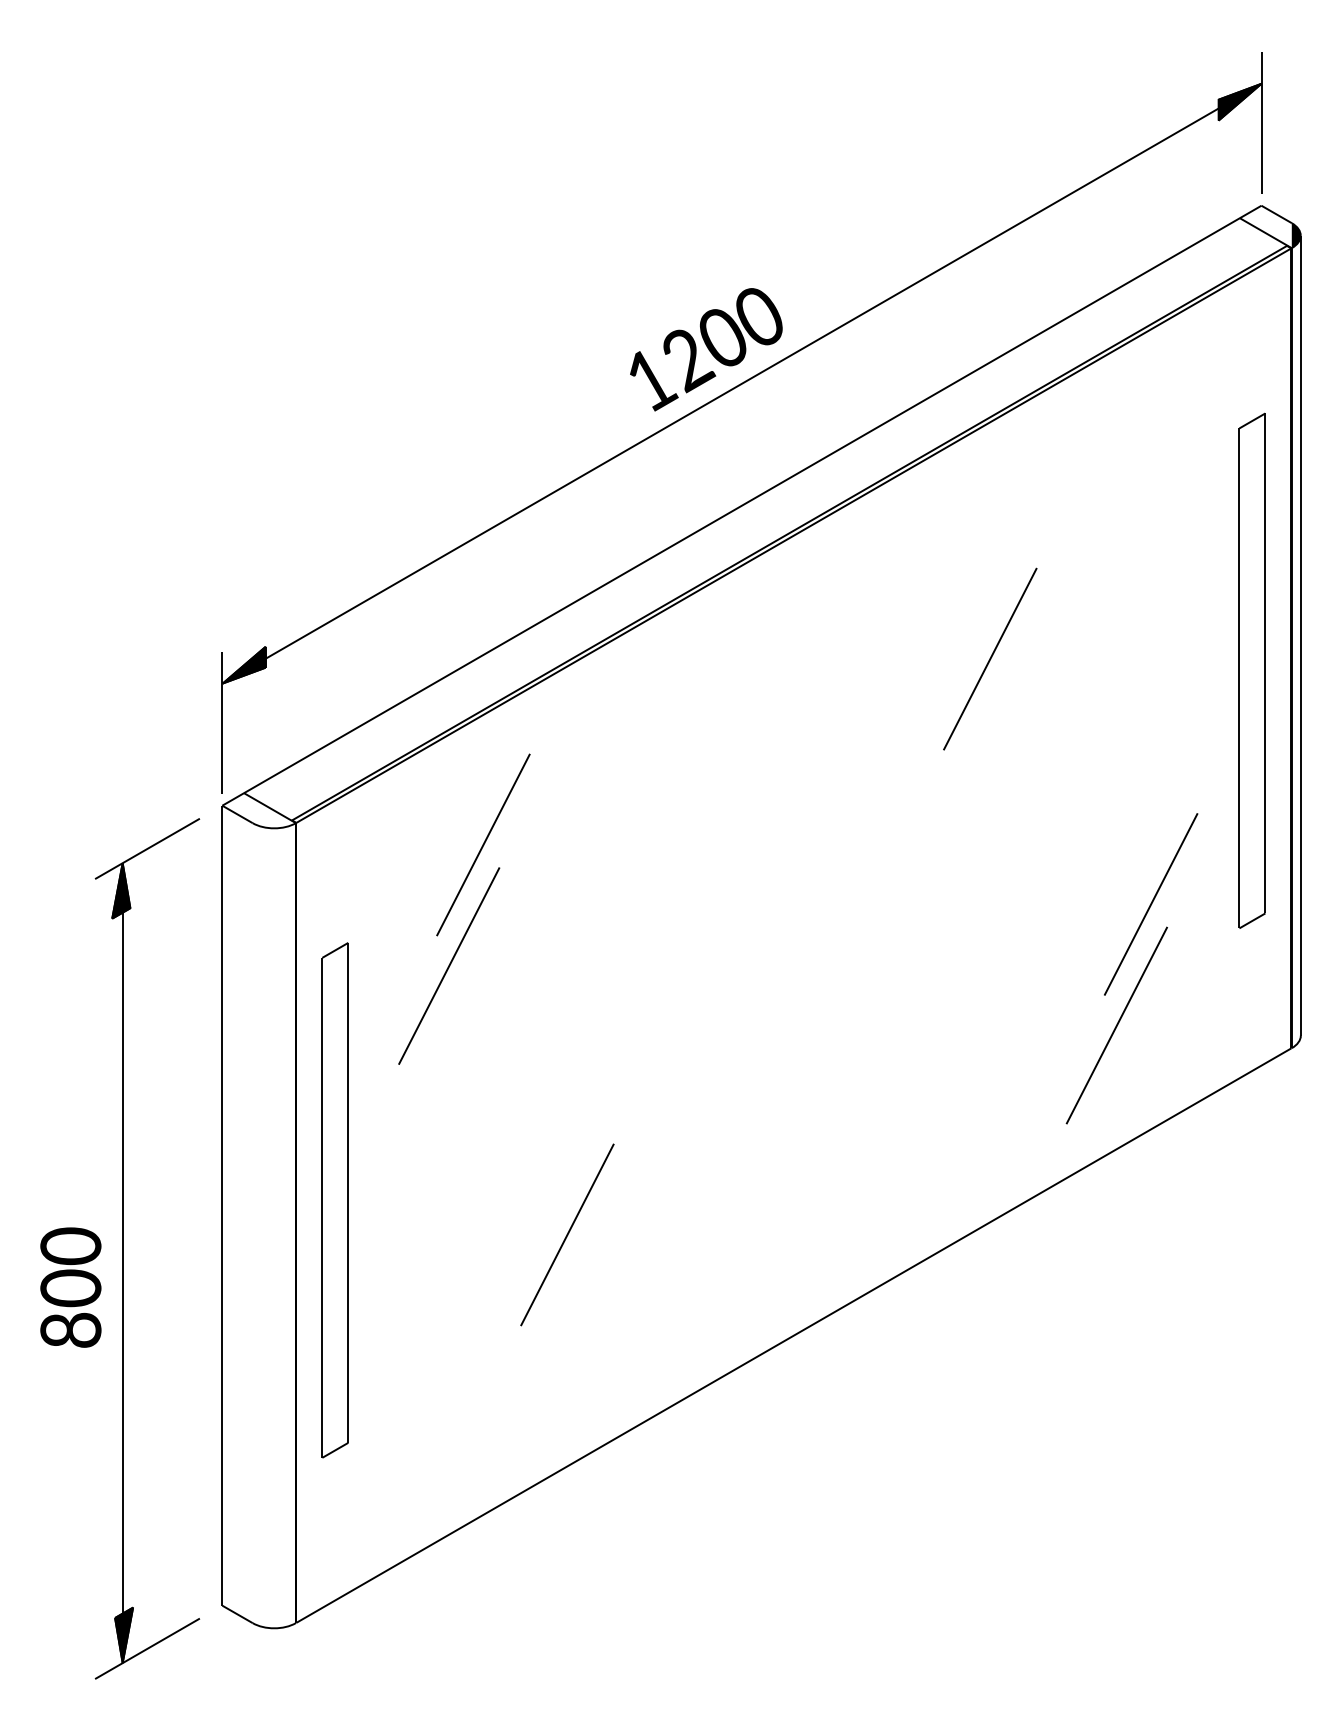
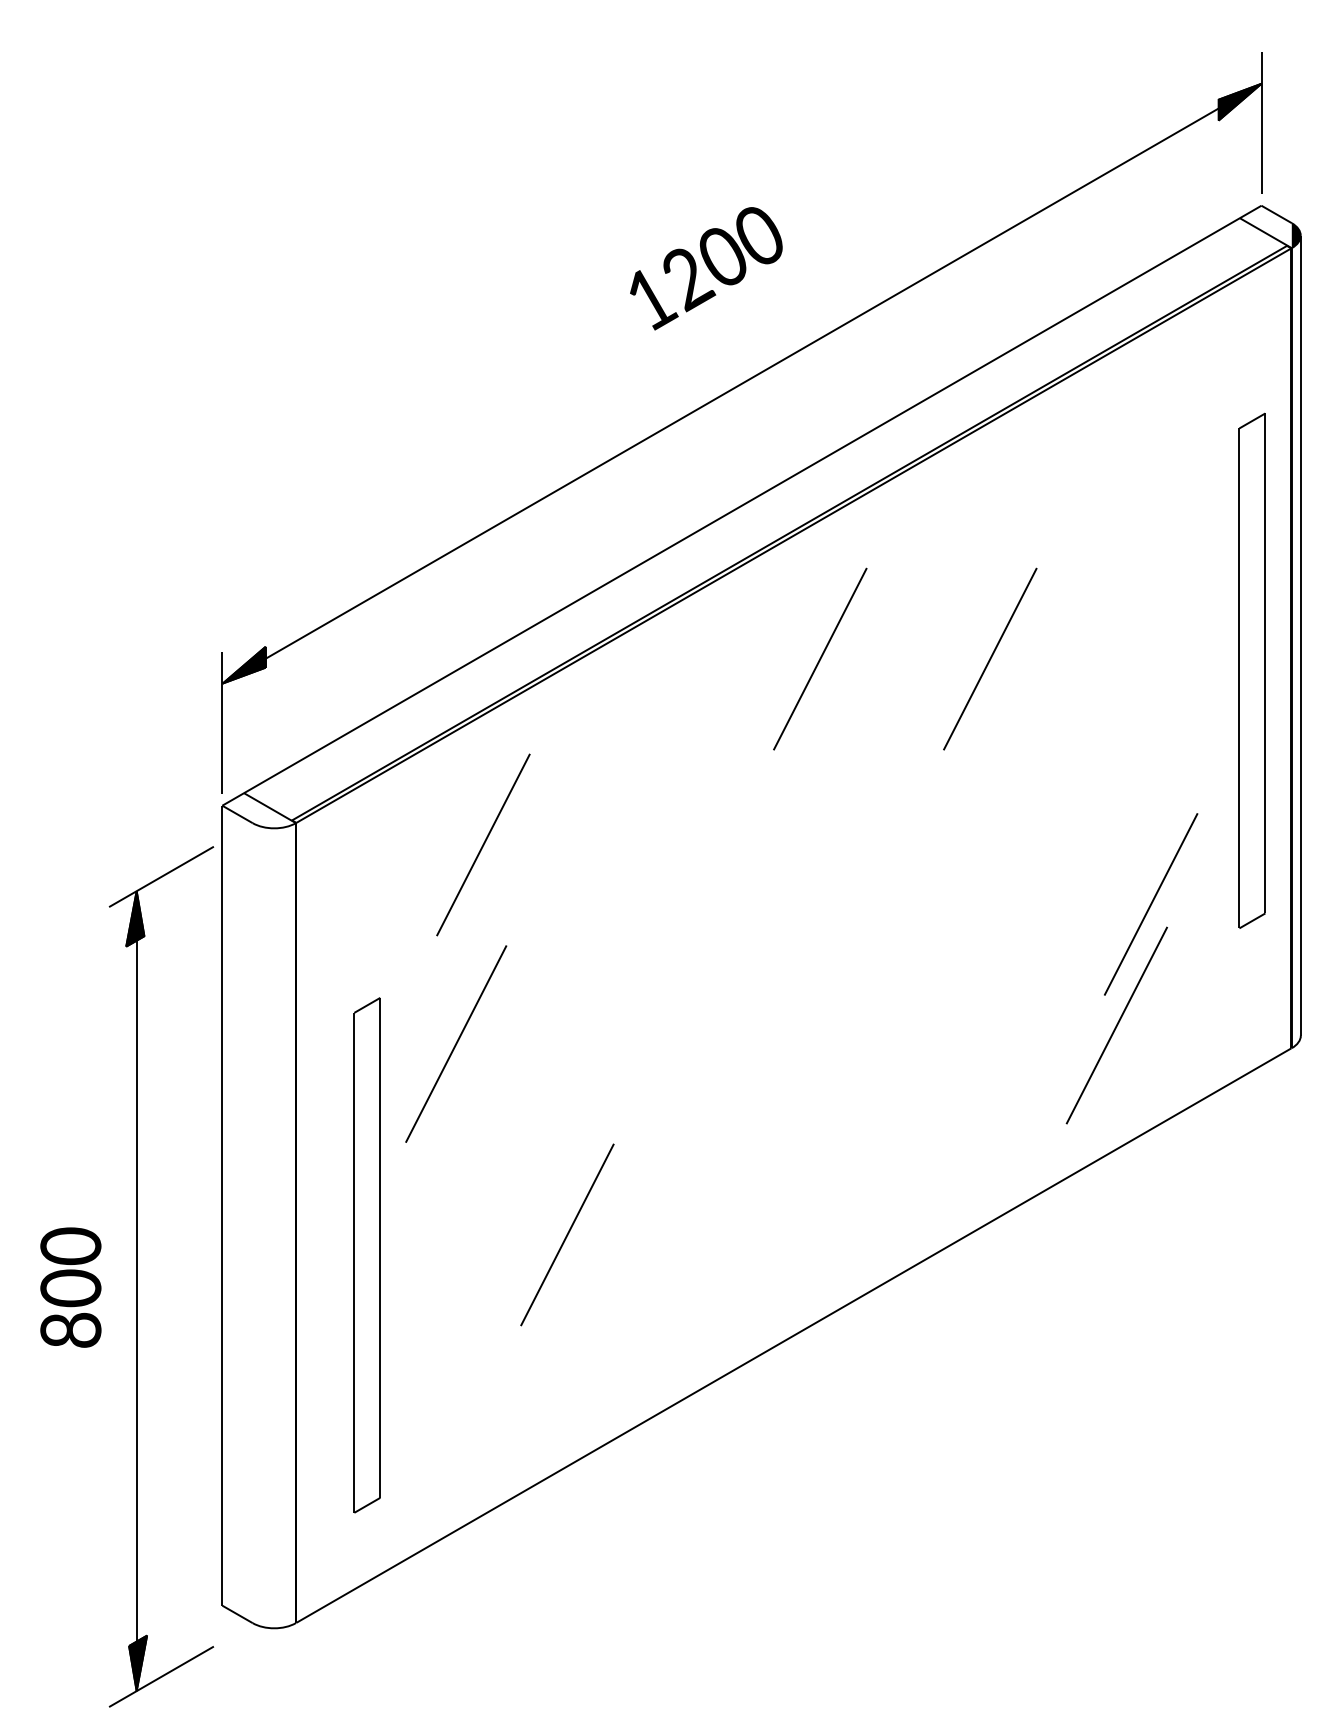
text position: (706, 349) -> (706, 268) (706, 268)
line: none -> present (820, 658)
line position: (449, 965) -> (456, 1043) (456, 1043)
part position: (334, 1200) -> (366, 1255) (366, 1255)
part position: (123, 1248) -> (137, 1276) (137, 1276)
